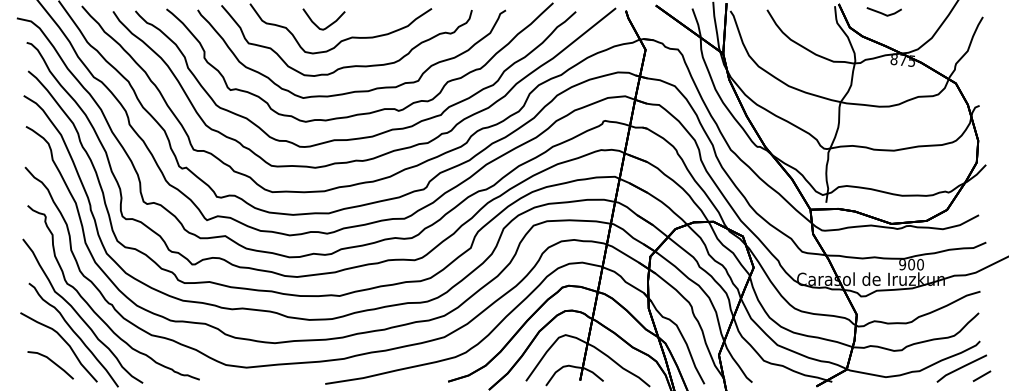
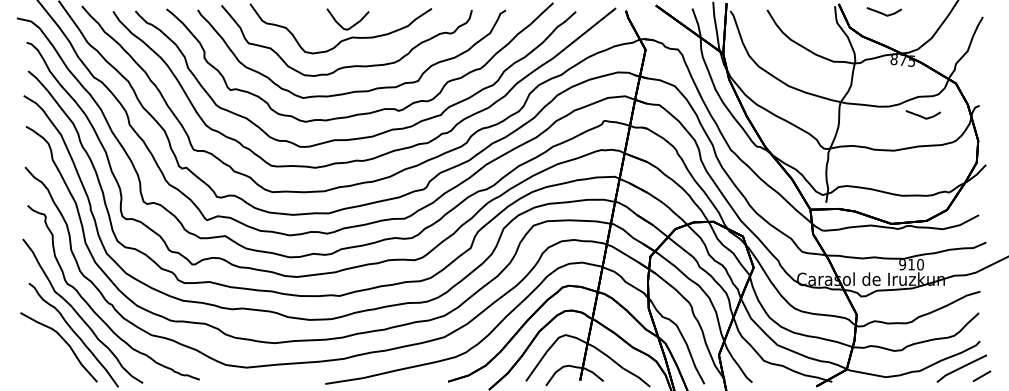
curve position: (326, 26) -> (350, 26) (350, 26)
line: none -> present (921, 115)
text: 900 -> 910 (911, 264)
line: present -> none (52, 362)
